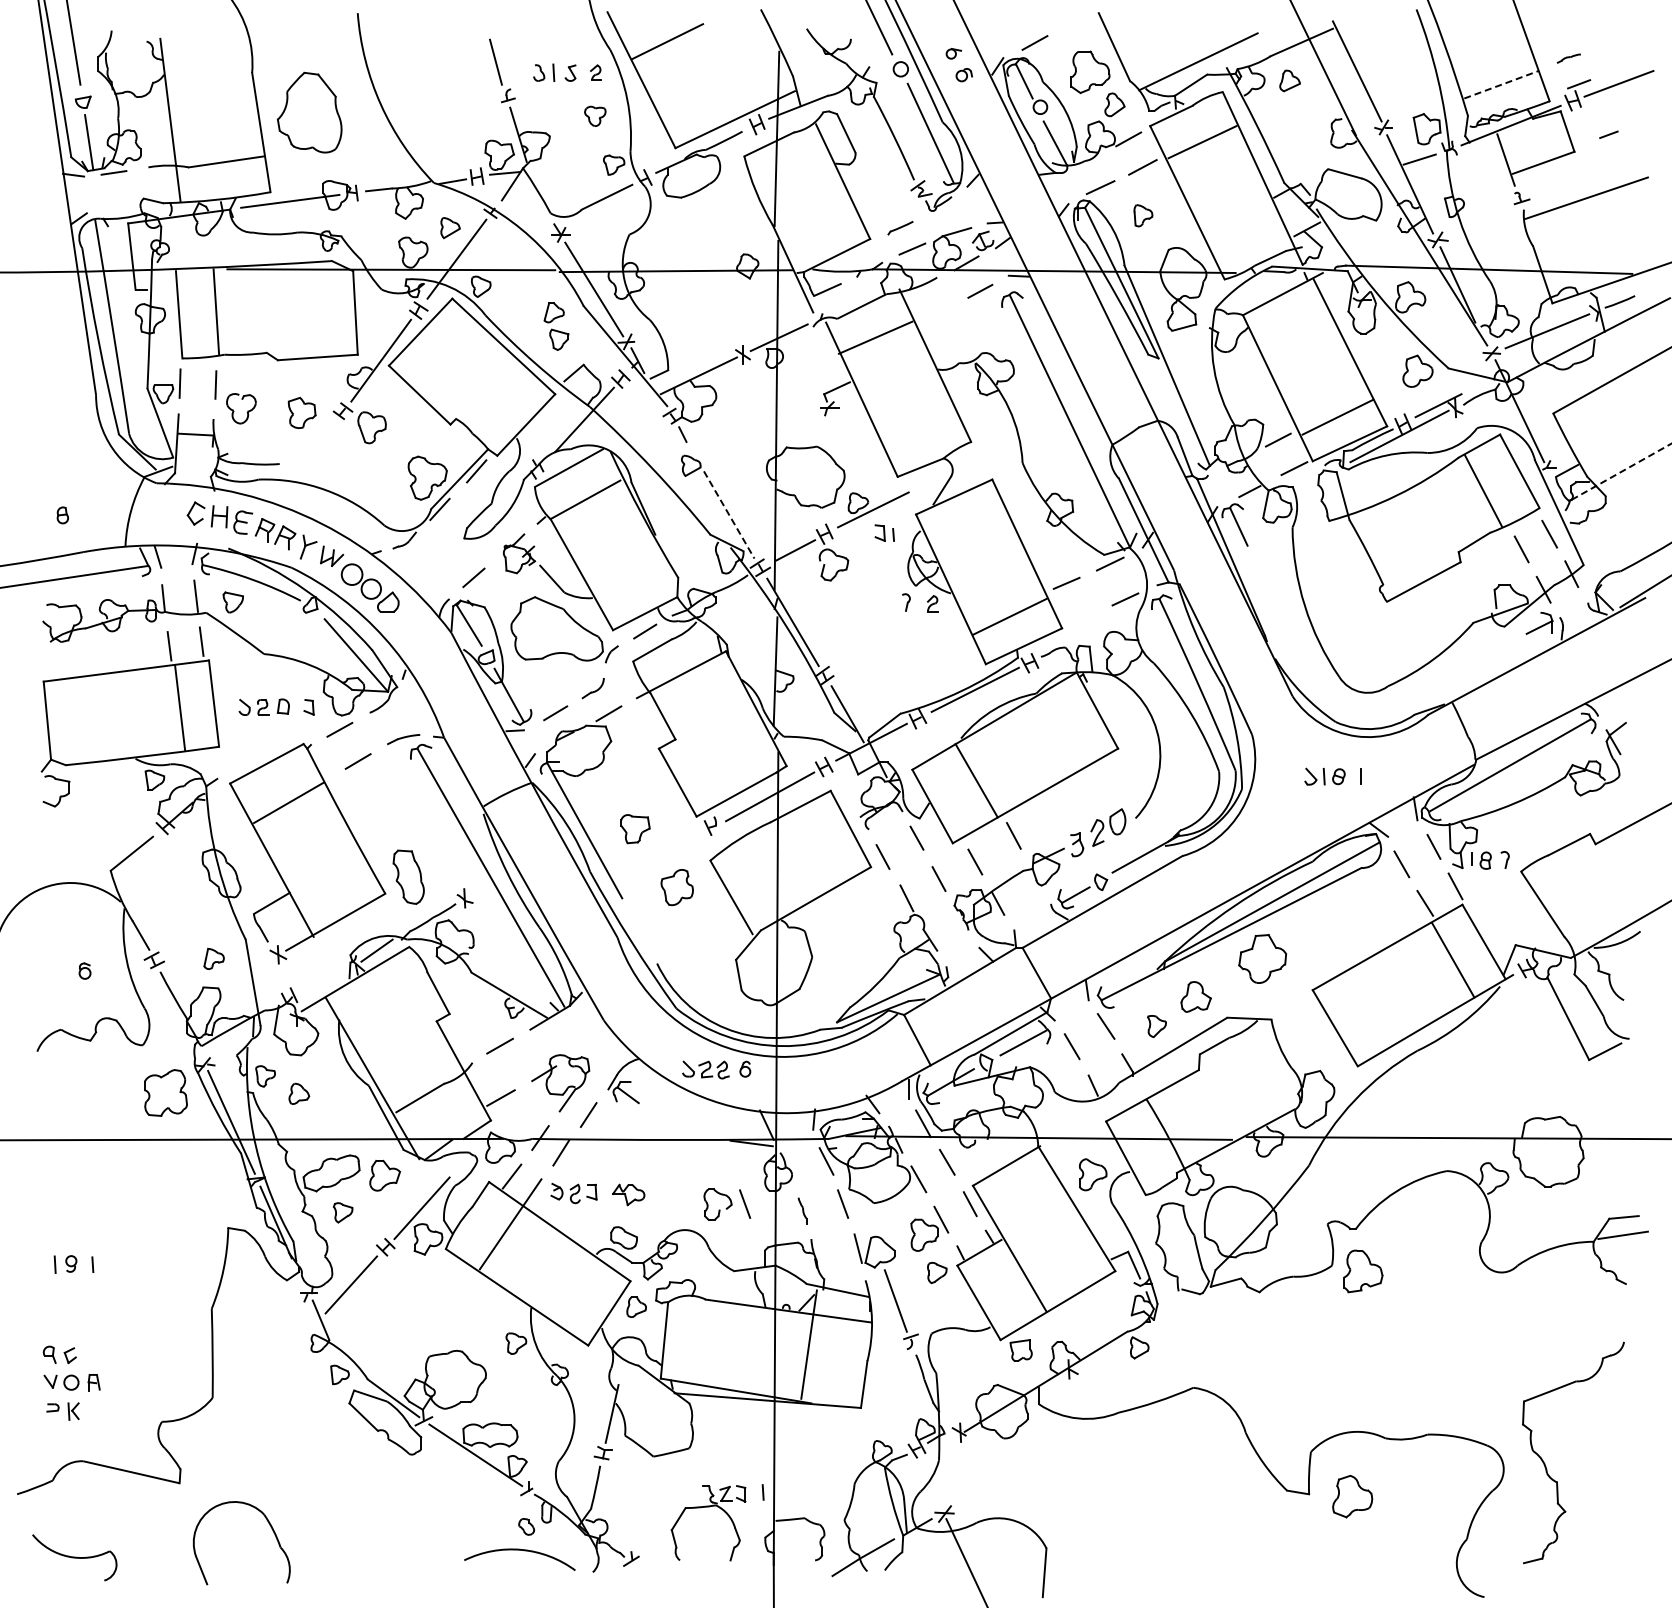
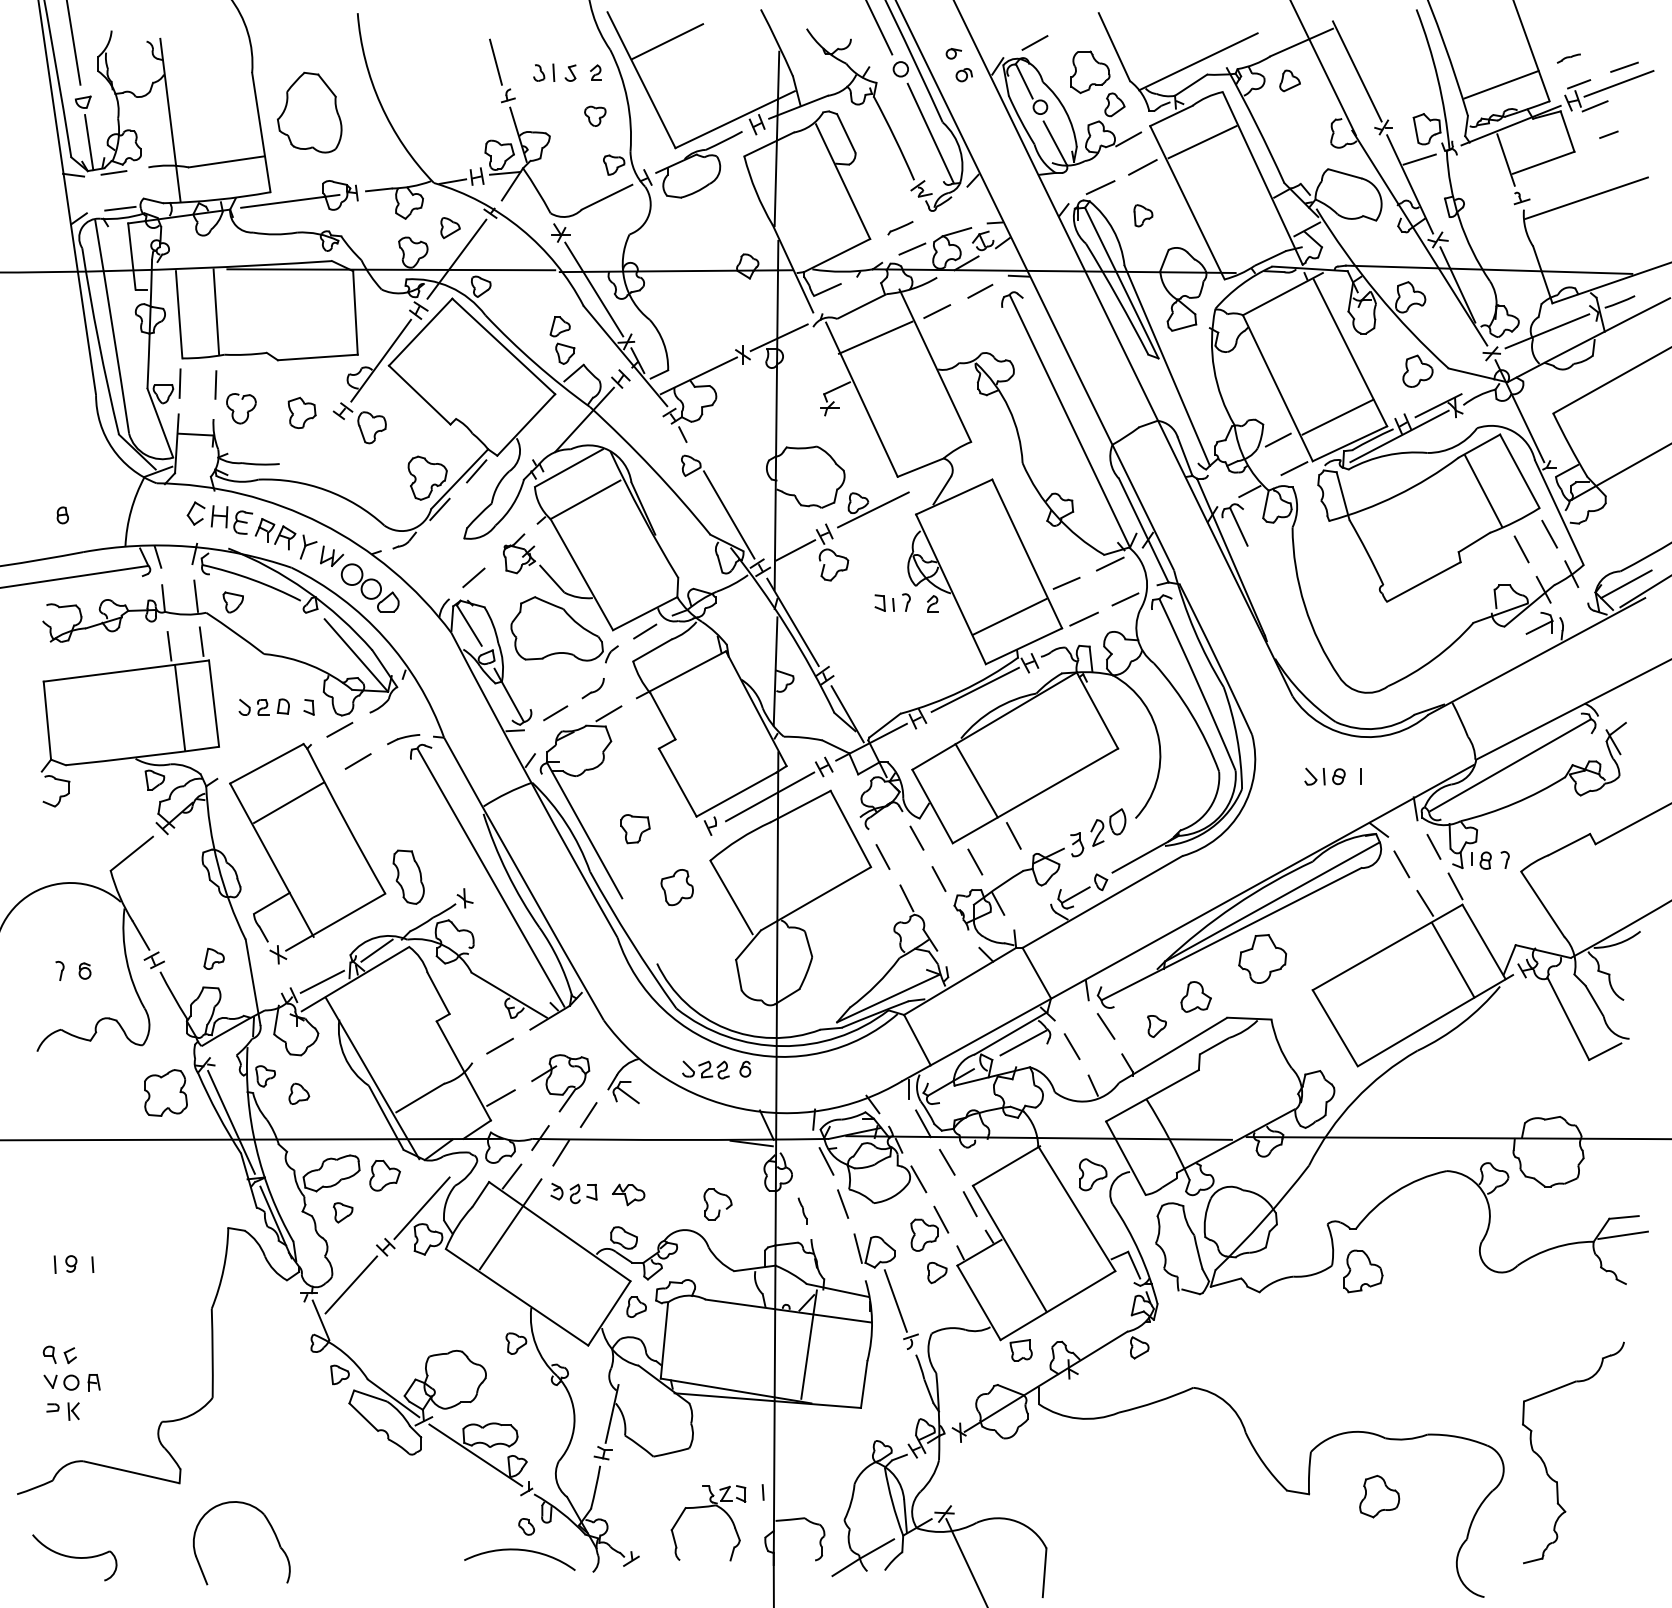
line: none -> present (1624, 66)
line: dashed -> solid (1501, 84)
line: none -> present (1594, 106)
line: none -> present (120, 208)
line: none -> present (937, 311)
part position: (556, 326) -> (562, 340) (562, 340)
line: dashed -> solid (1621, 471)
line: dashed -> solid (729, 515)
part position: (884, 532) -> (884, 602) (884, 602)
line: none -> present (1626, 584)
line: none -> present (1083, 618)
part: none -> present (59, 970)
line: none -> present (322, 981)
line: present -> none (745, 1203)
part position: (1352, 1496) -> (1379, 1496) (1379, 1496)
